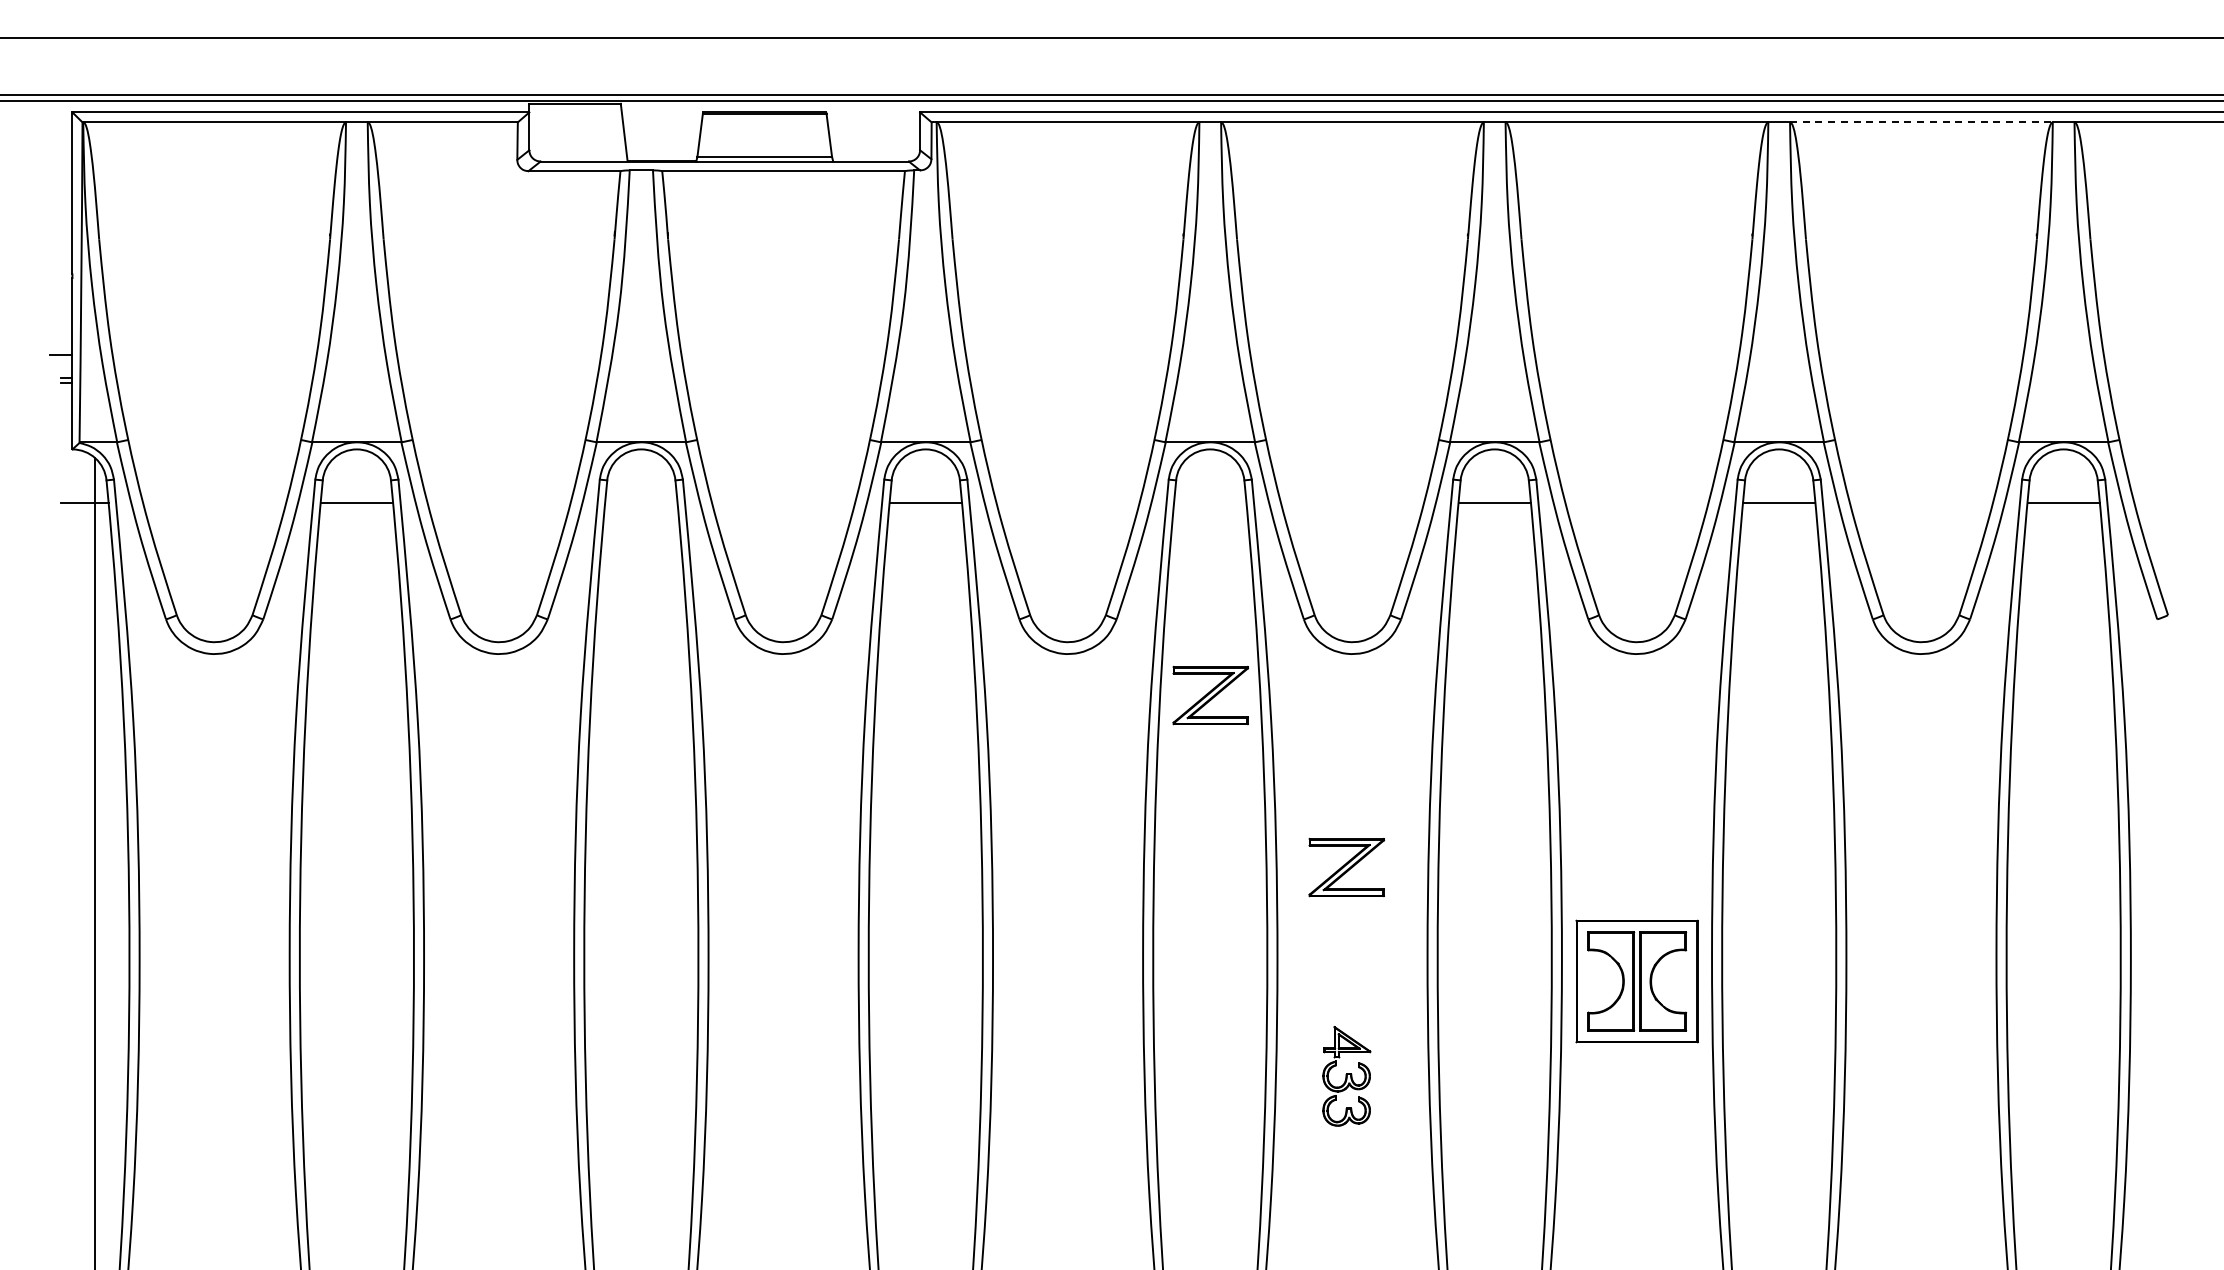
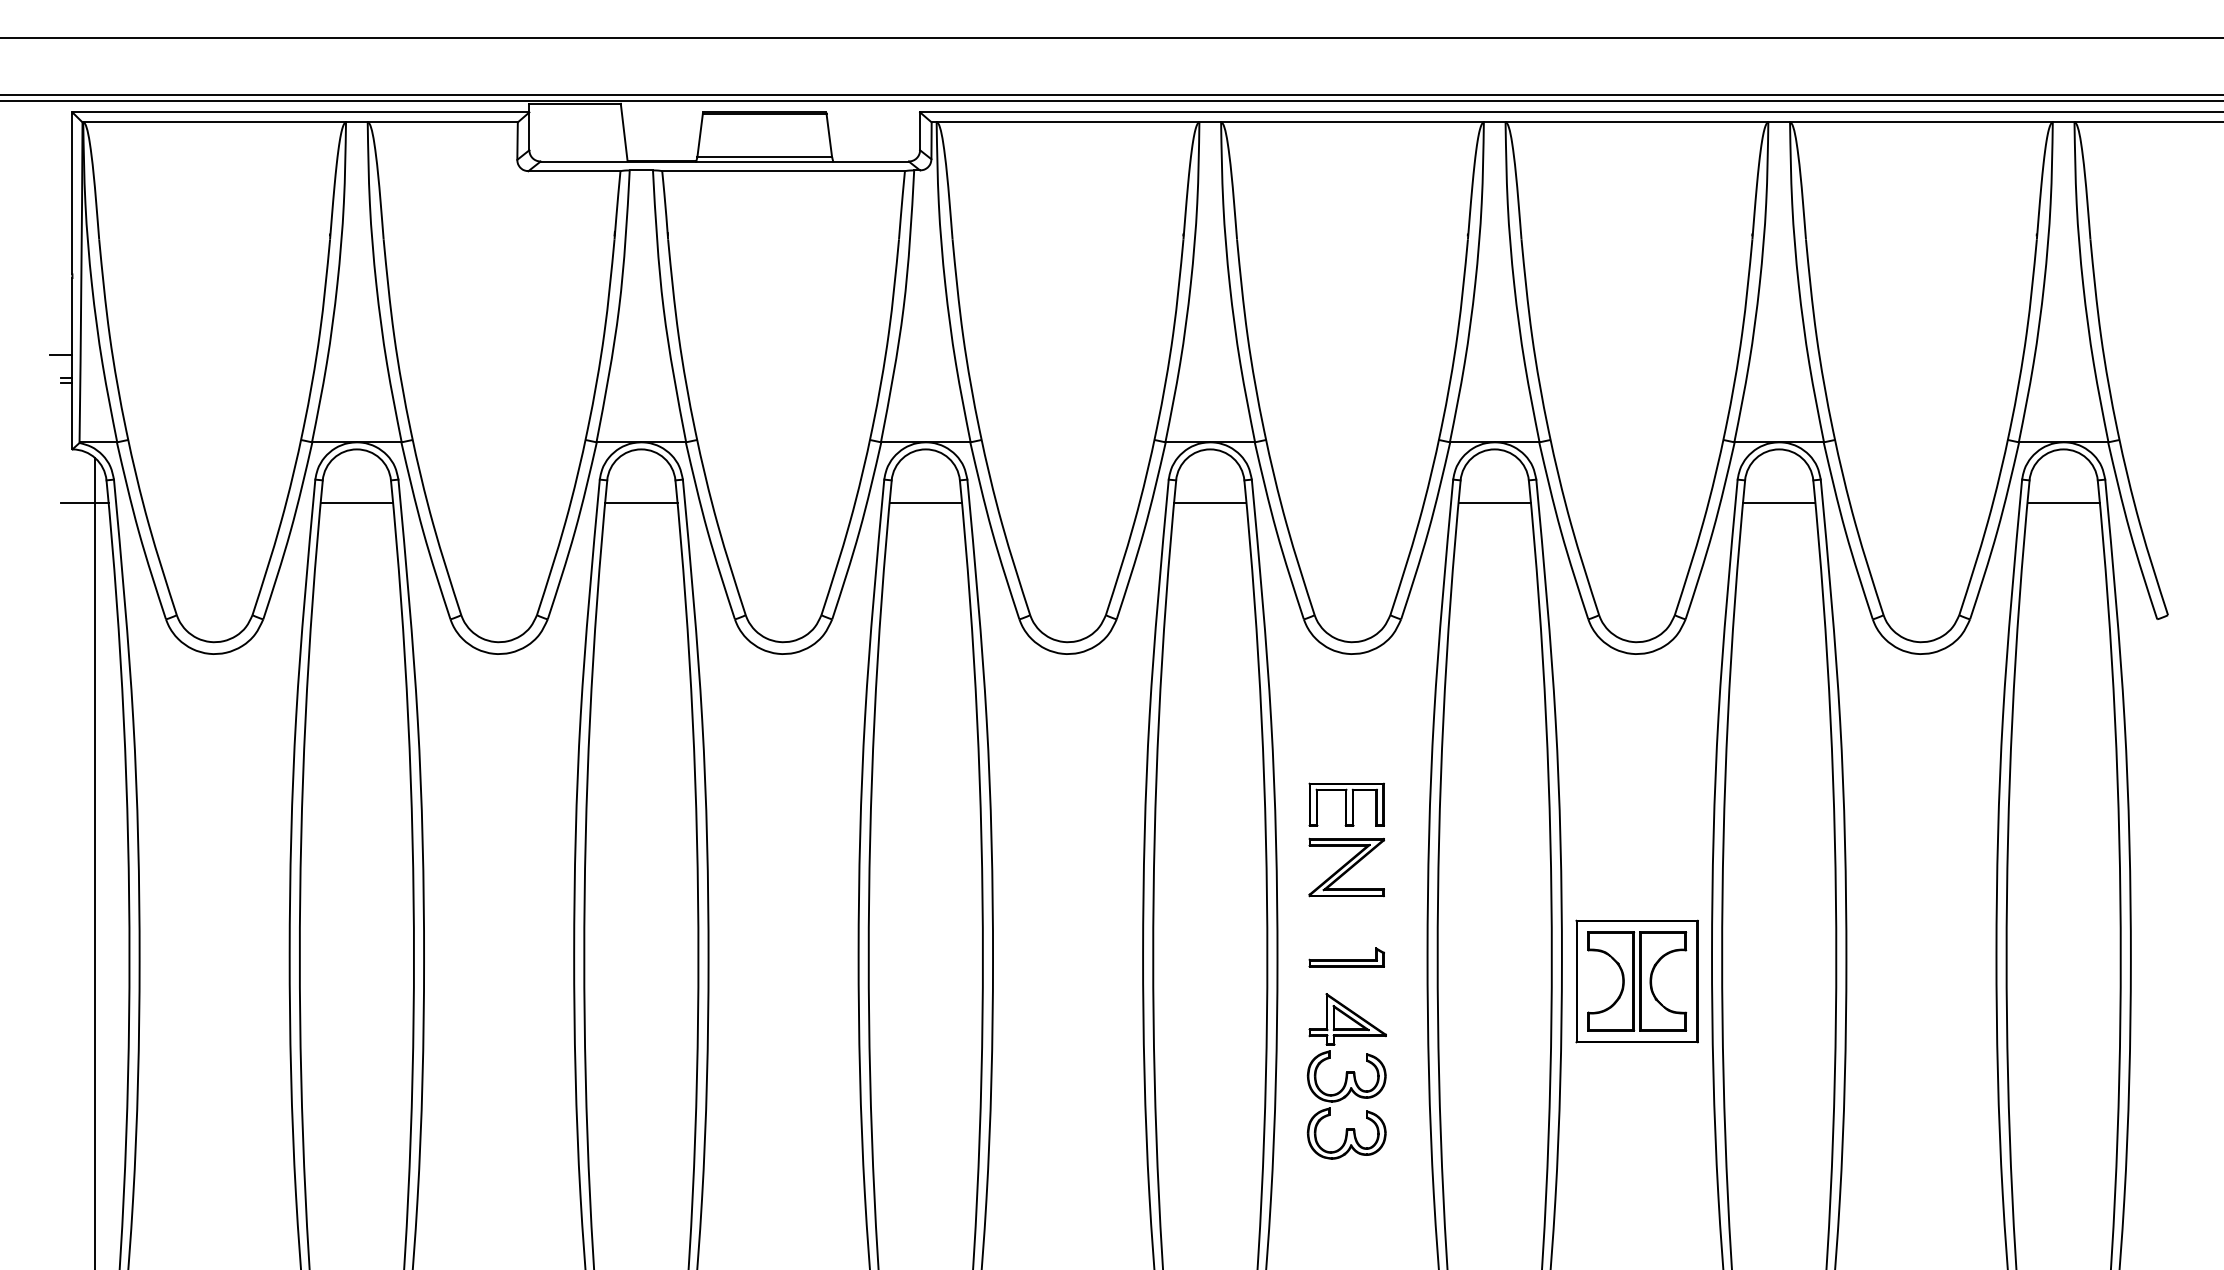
line: dashed -> solid (1921, 122)
line: none -> present (641, 502)
line: none -> present (1210, 502)
part: present -> none (1210, 695)
part: none -> present (1346, 804)
part: none -> present (1346, 957)
part size: 50x101 px -> 81x167 px (1346, 1076)
